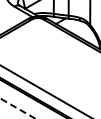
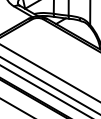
line: none -> present (49, 72)
line: none -> present (49, 85)
line: dashed -> solid (17, 108)
